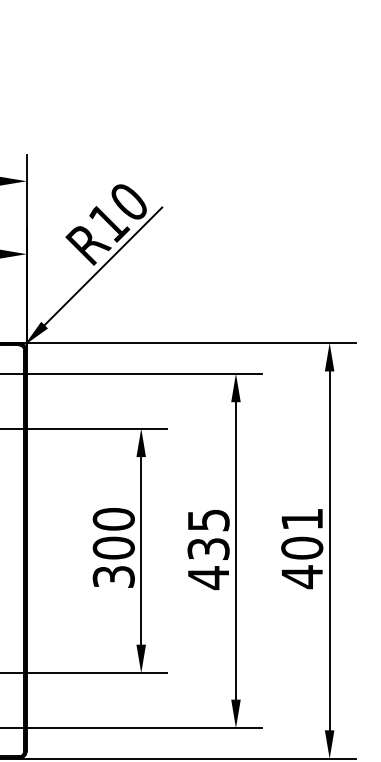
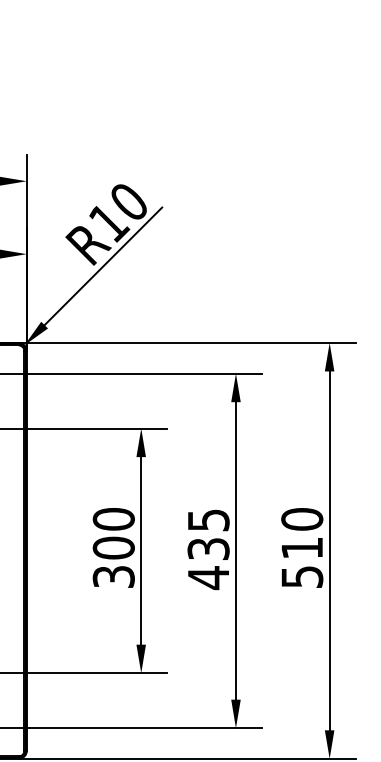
text: 401 -> 510 (302, 548)
